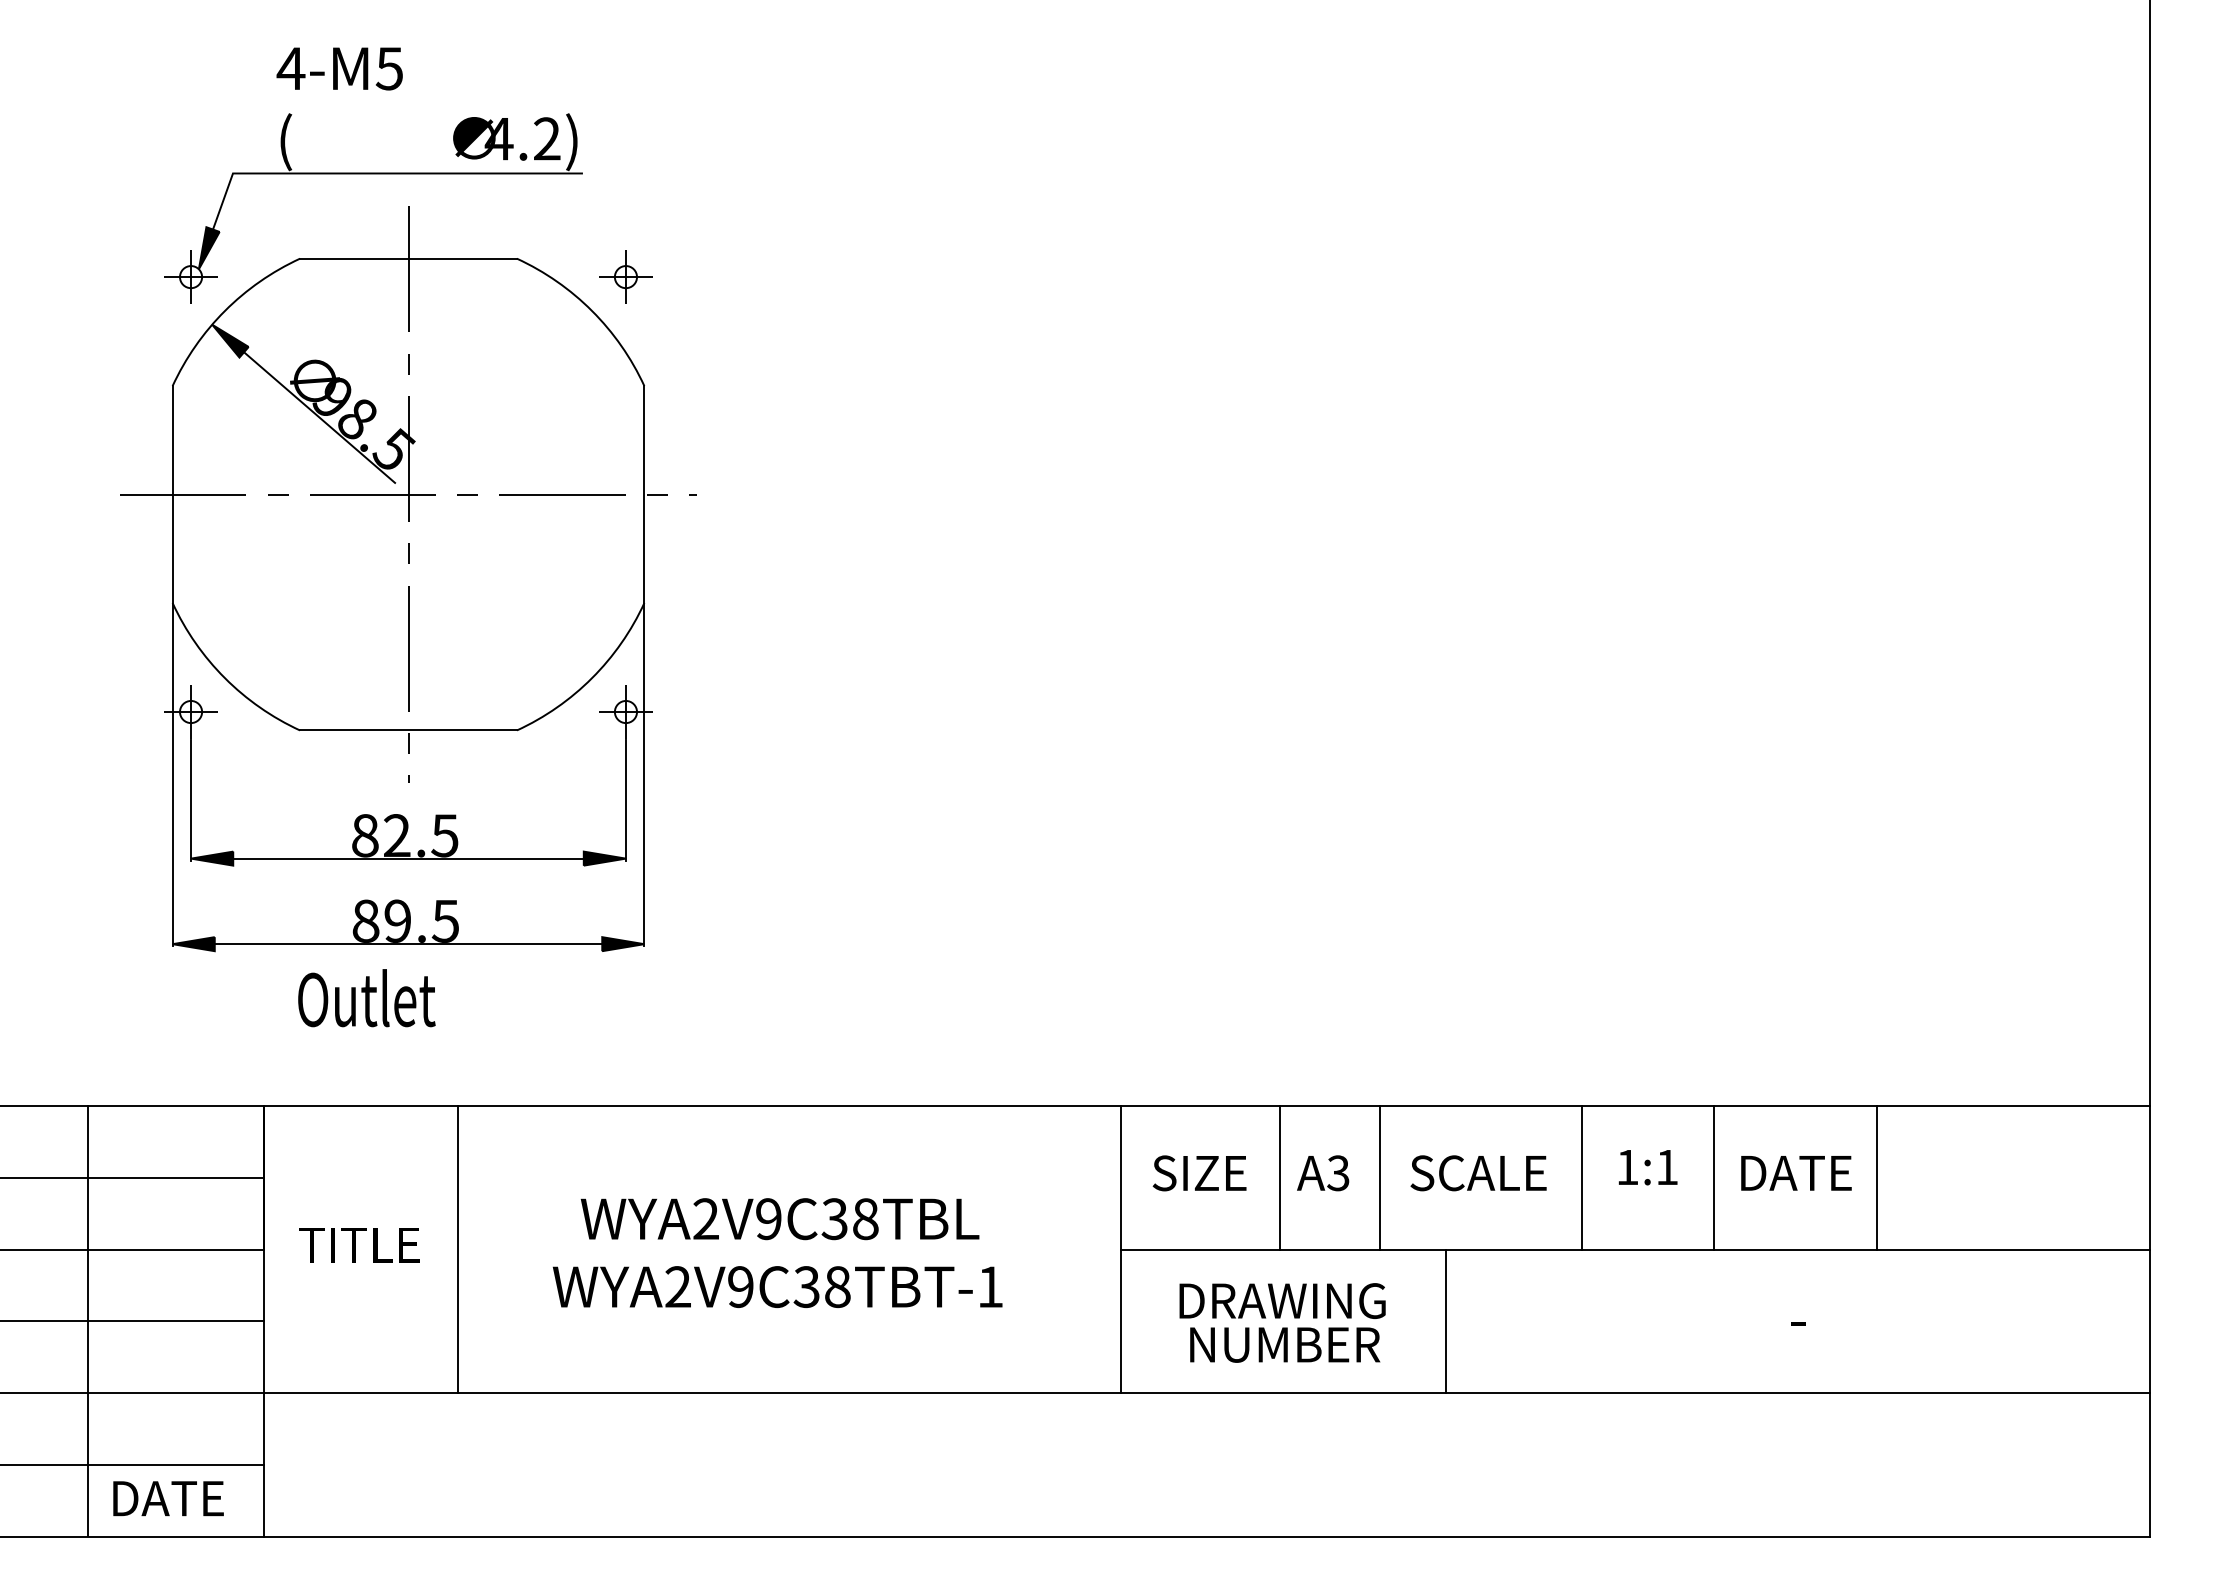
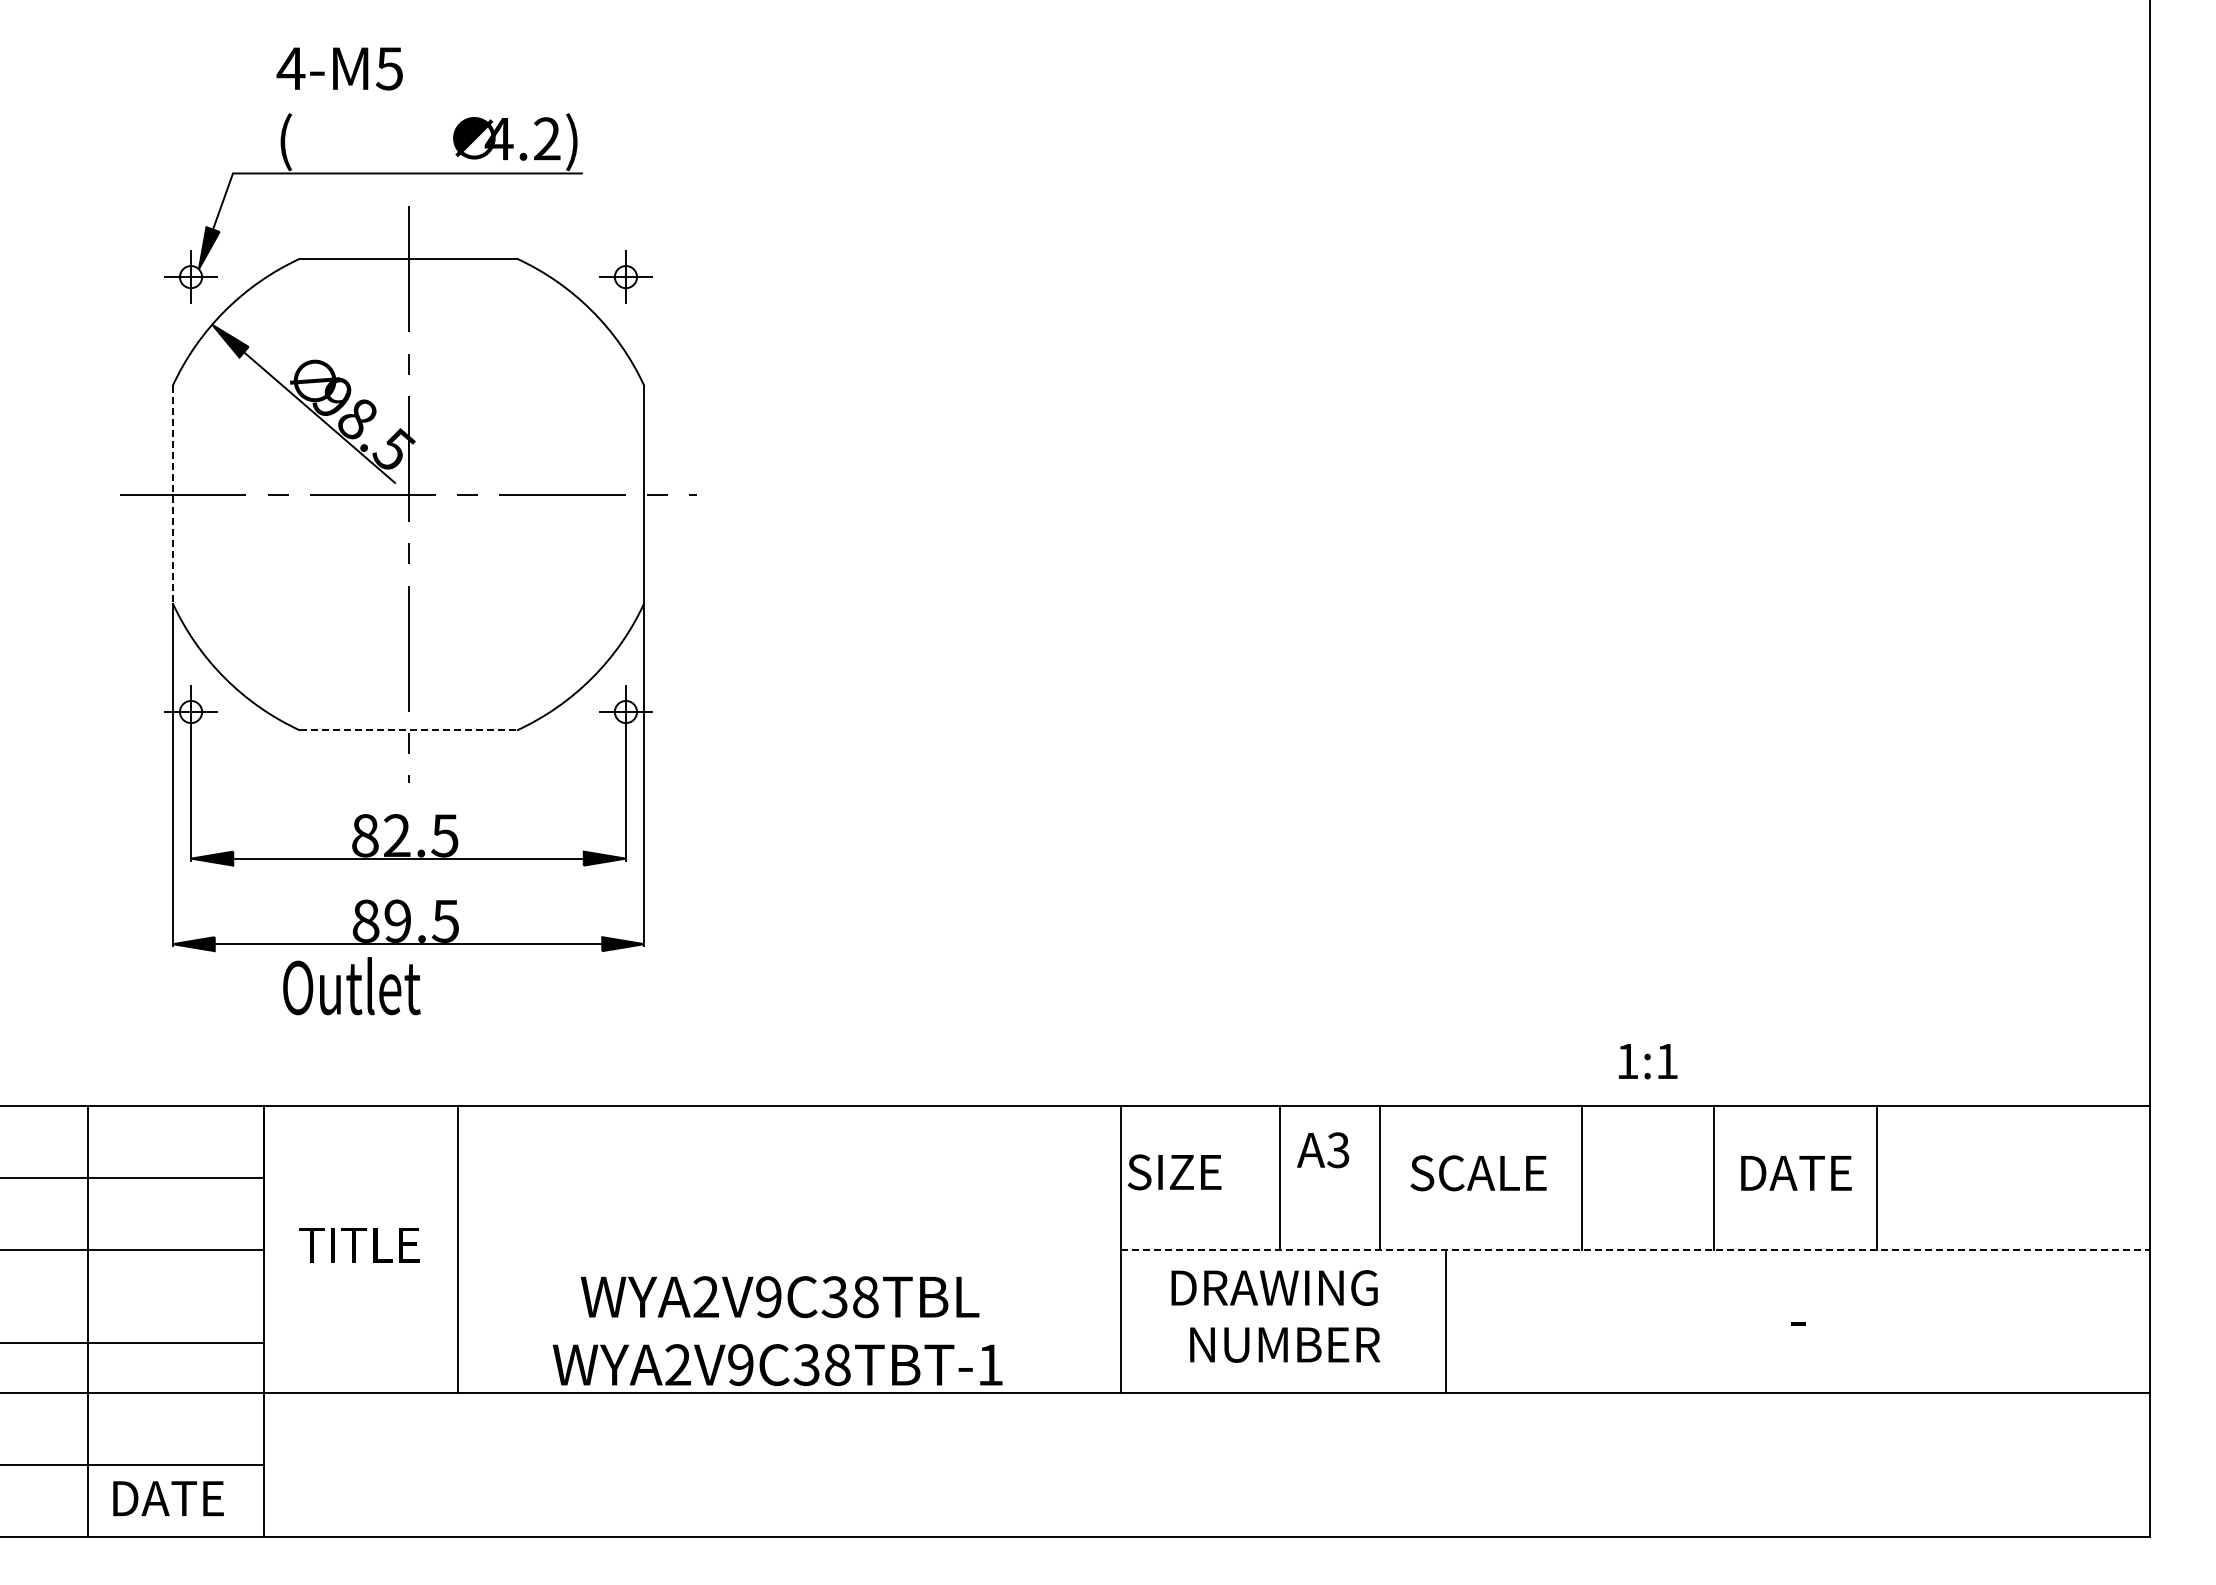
line: solid -> dashed (172, 495)
line: solid -> dashed (409, 730)
text position: (366, 998) -> (351, 986) (351, 986)
text position: (1647, 1167) -> (1647, 1061) (1647, 1061)
text position: (1199, 1173) -> (1174, 1172) (1174, 1172)
text position: (1323, 1173) -> (1323, 1150) (1323, 1150)
line: solid -> dashed (1636, 1249)
text position: (777, 1252) -> (777, 1330) (777, 1330)
text position: (1282, 1300) -> (1274, 1287) (1274, 1287)
line position: (133, 1321) -> (133, 1343) (133, 1343)
